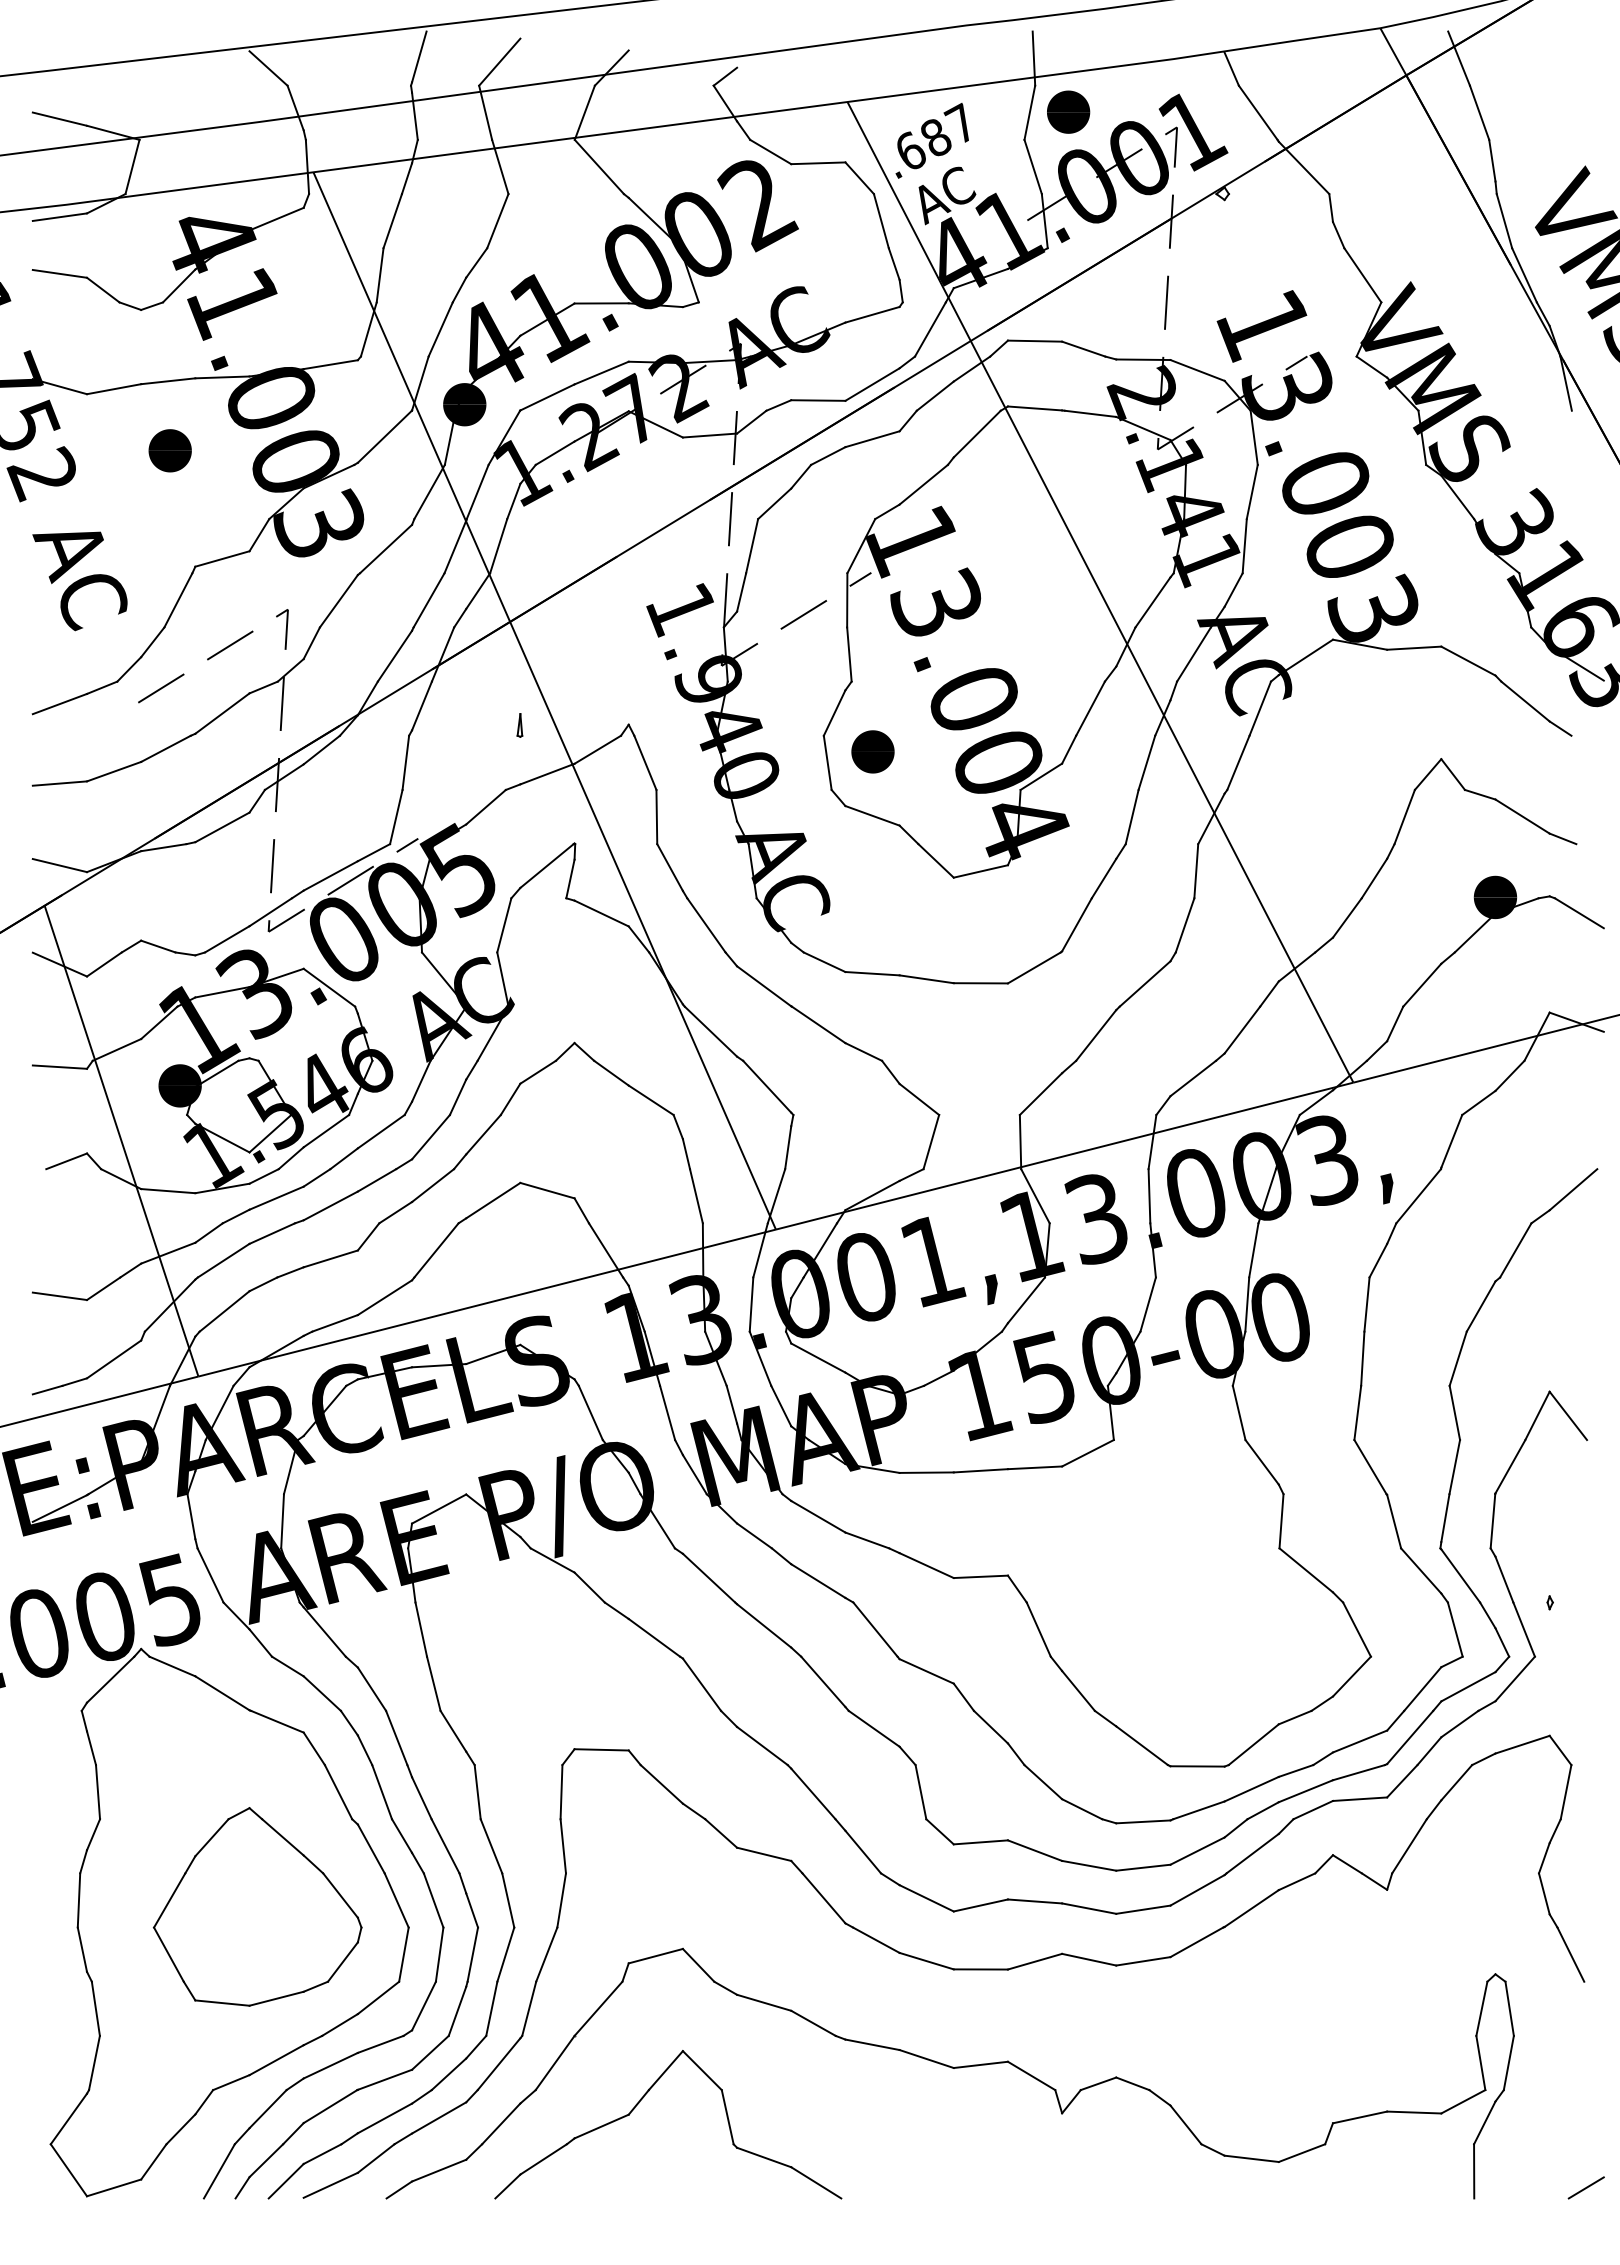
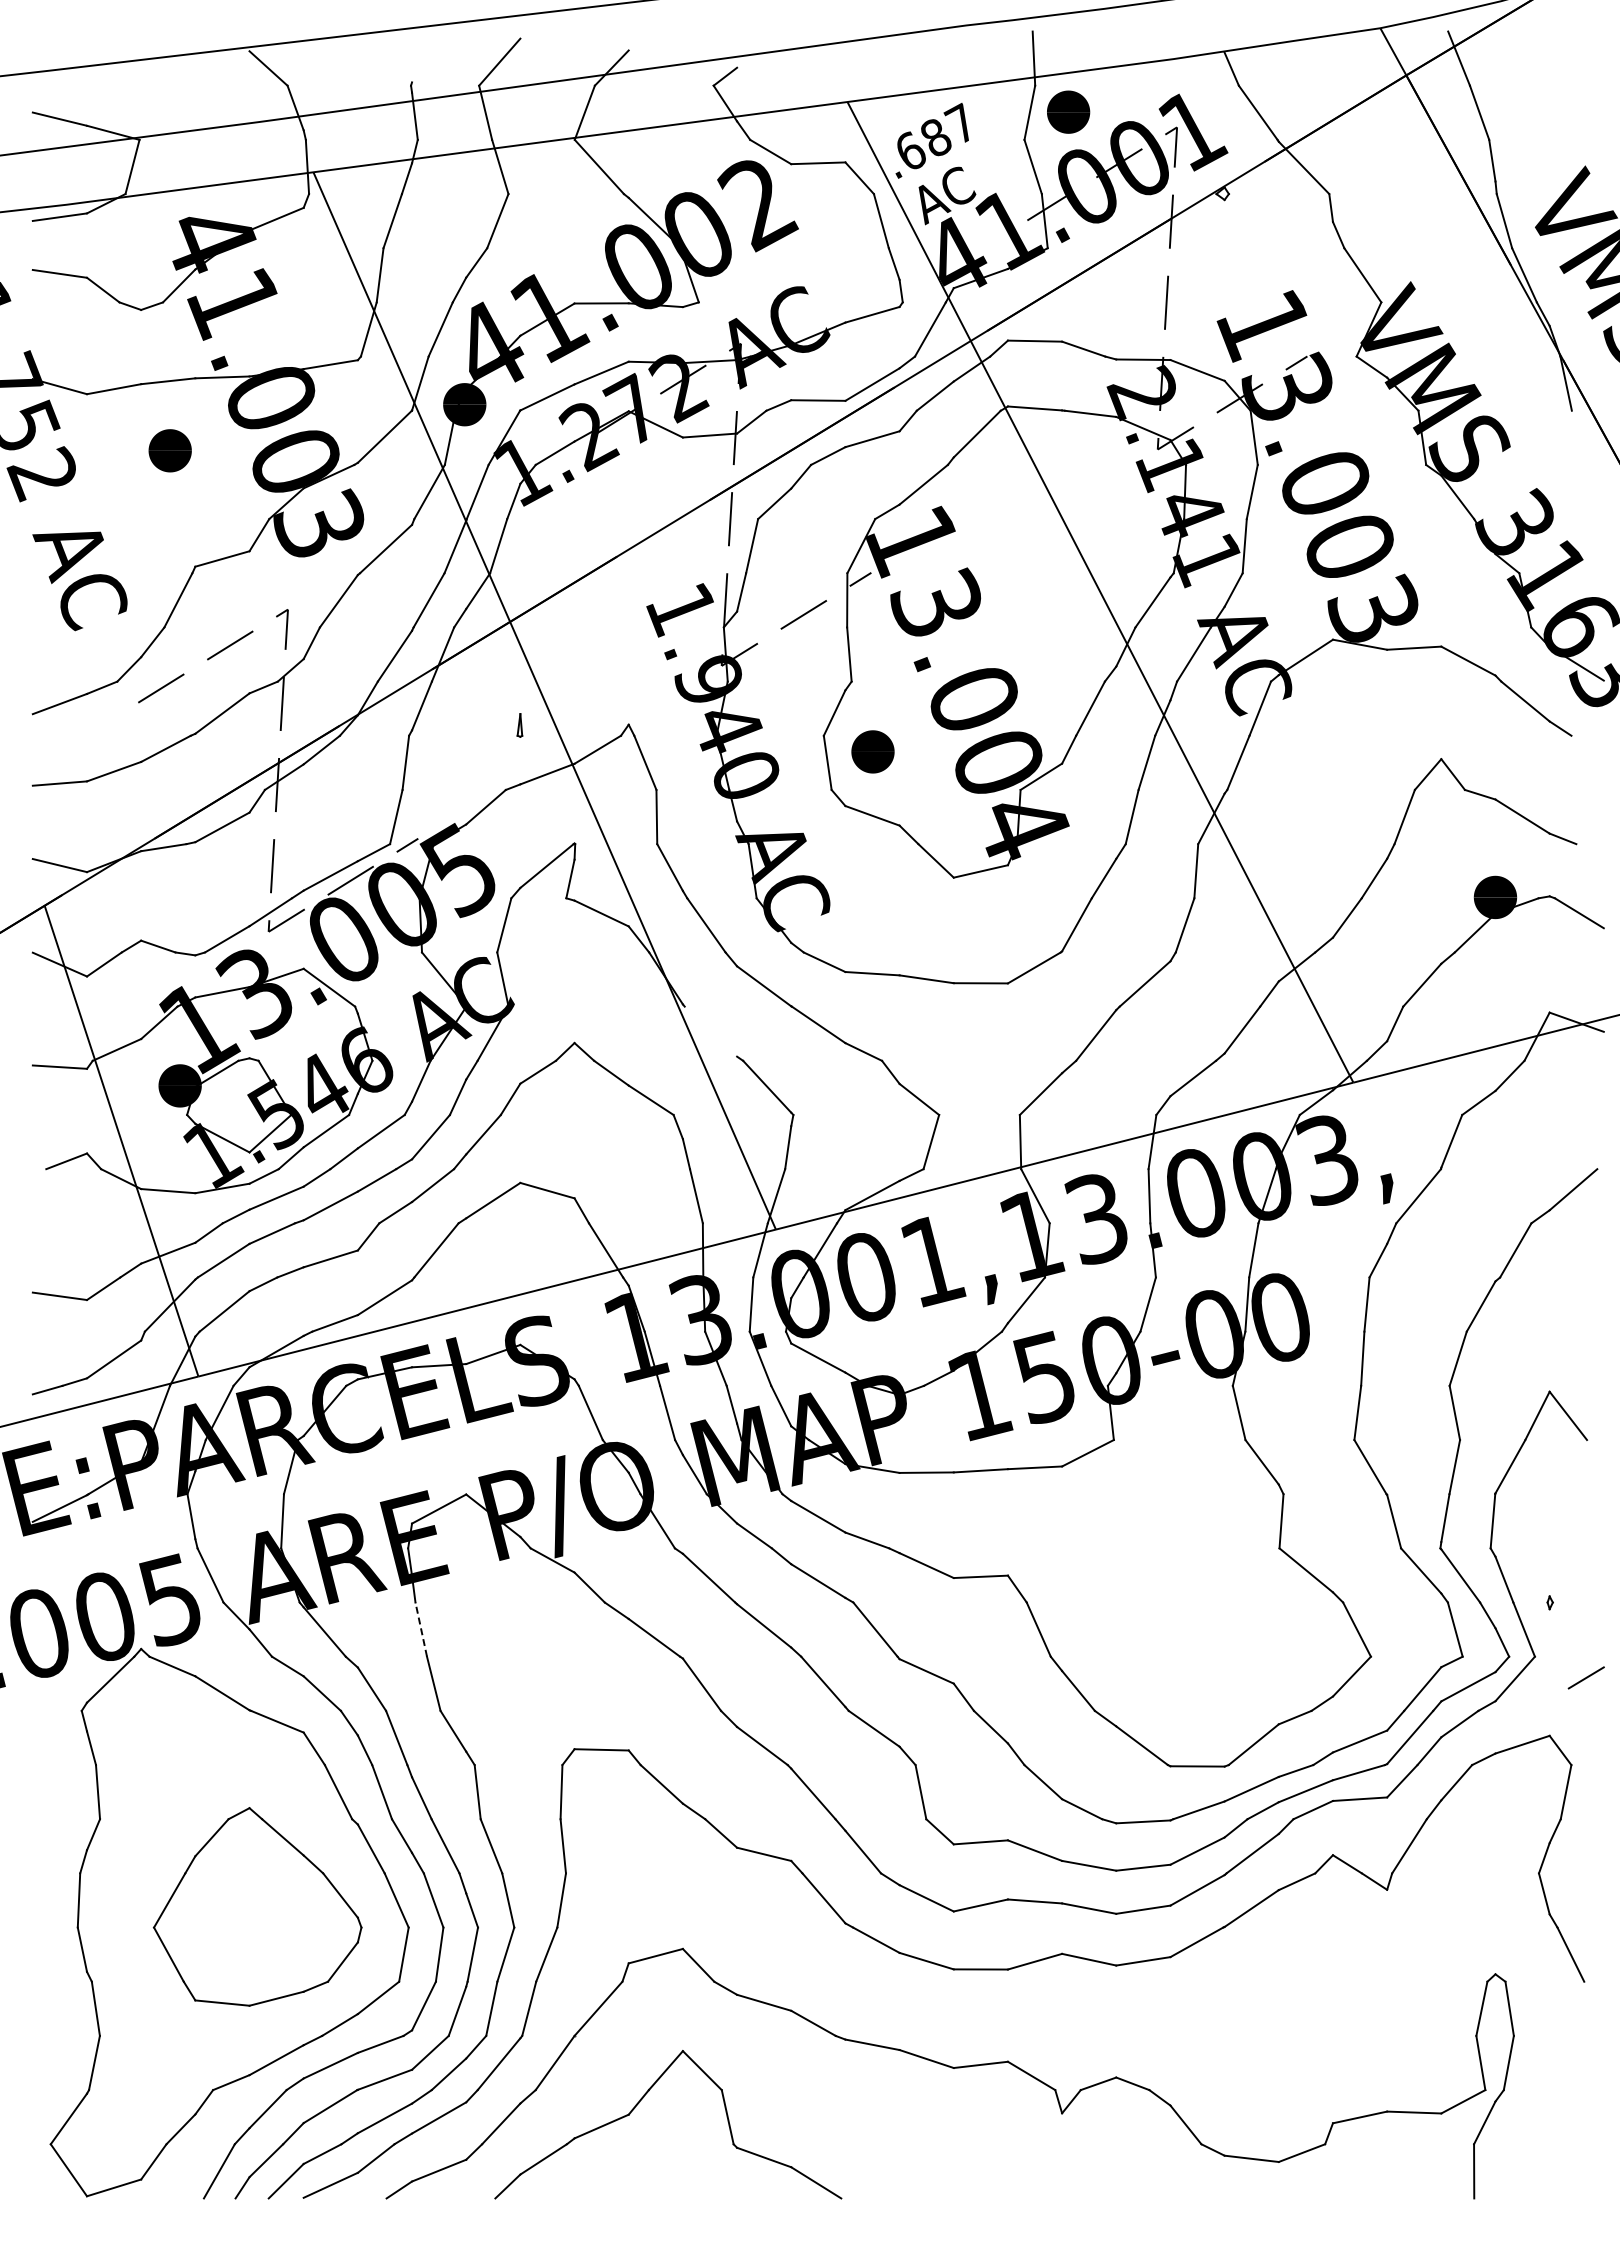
line: present -> none (419, 56)
line: present -> none (710, 1031)
line: solid -> dashed (421, 1629)
line position: (1585, 2187) -> (1585, 1677) (1585, 1677)
